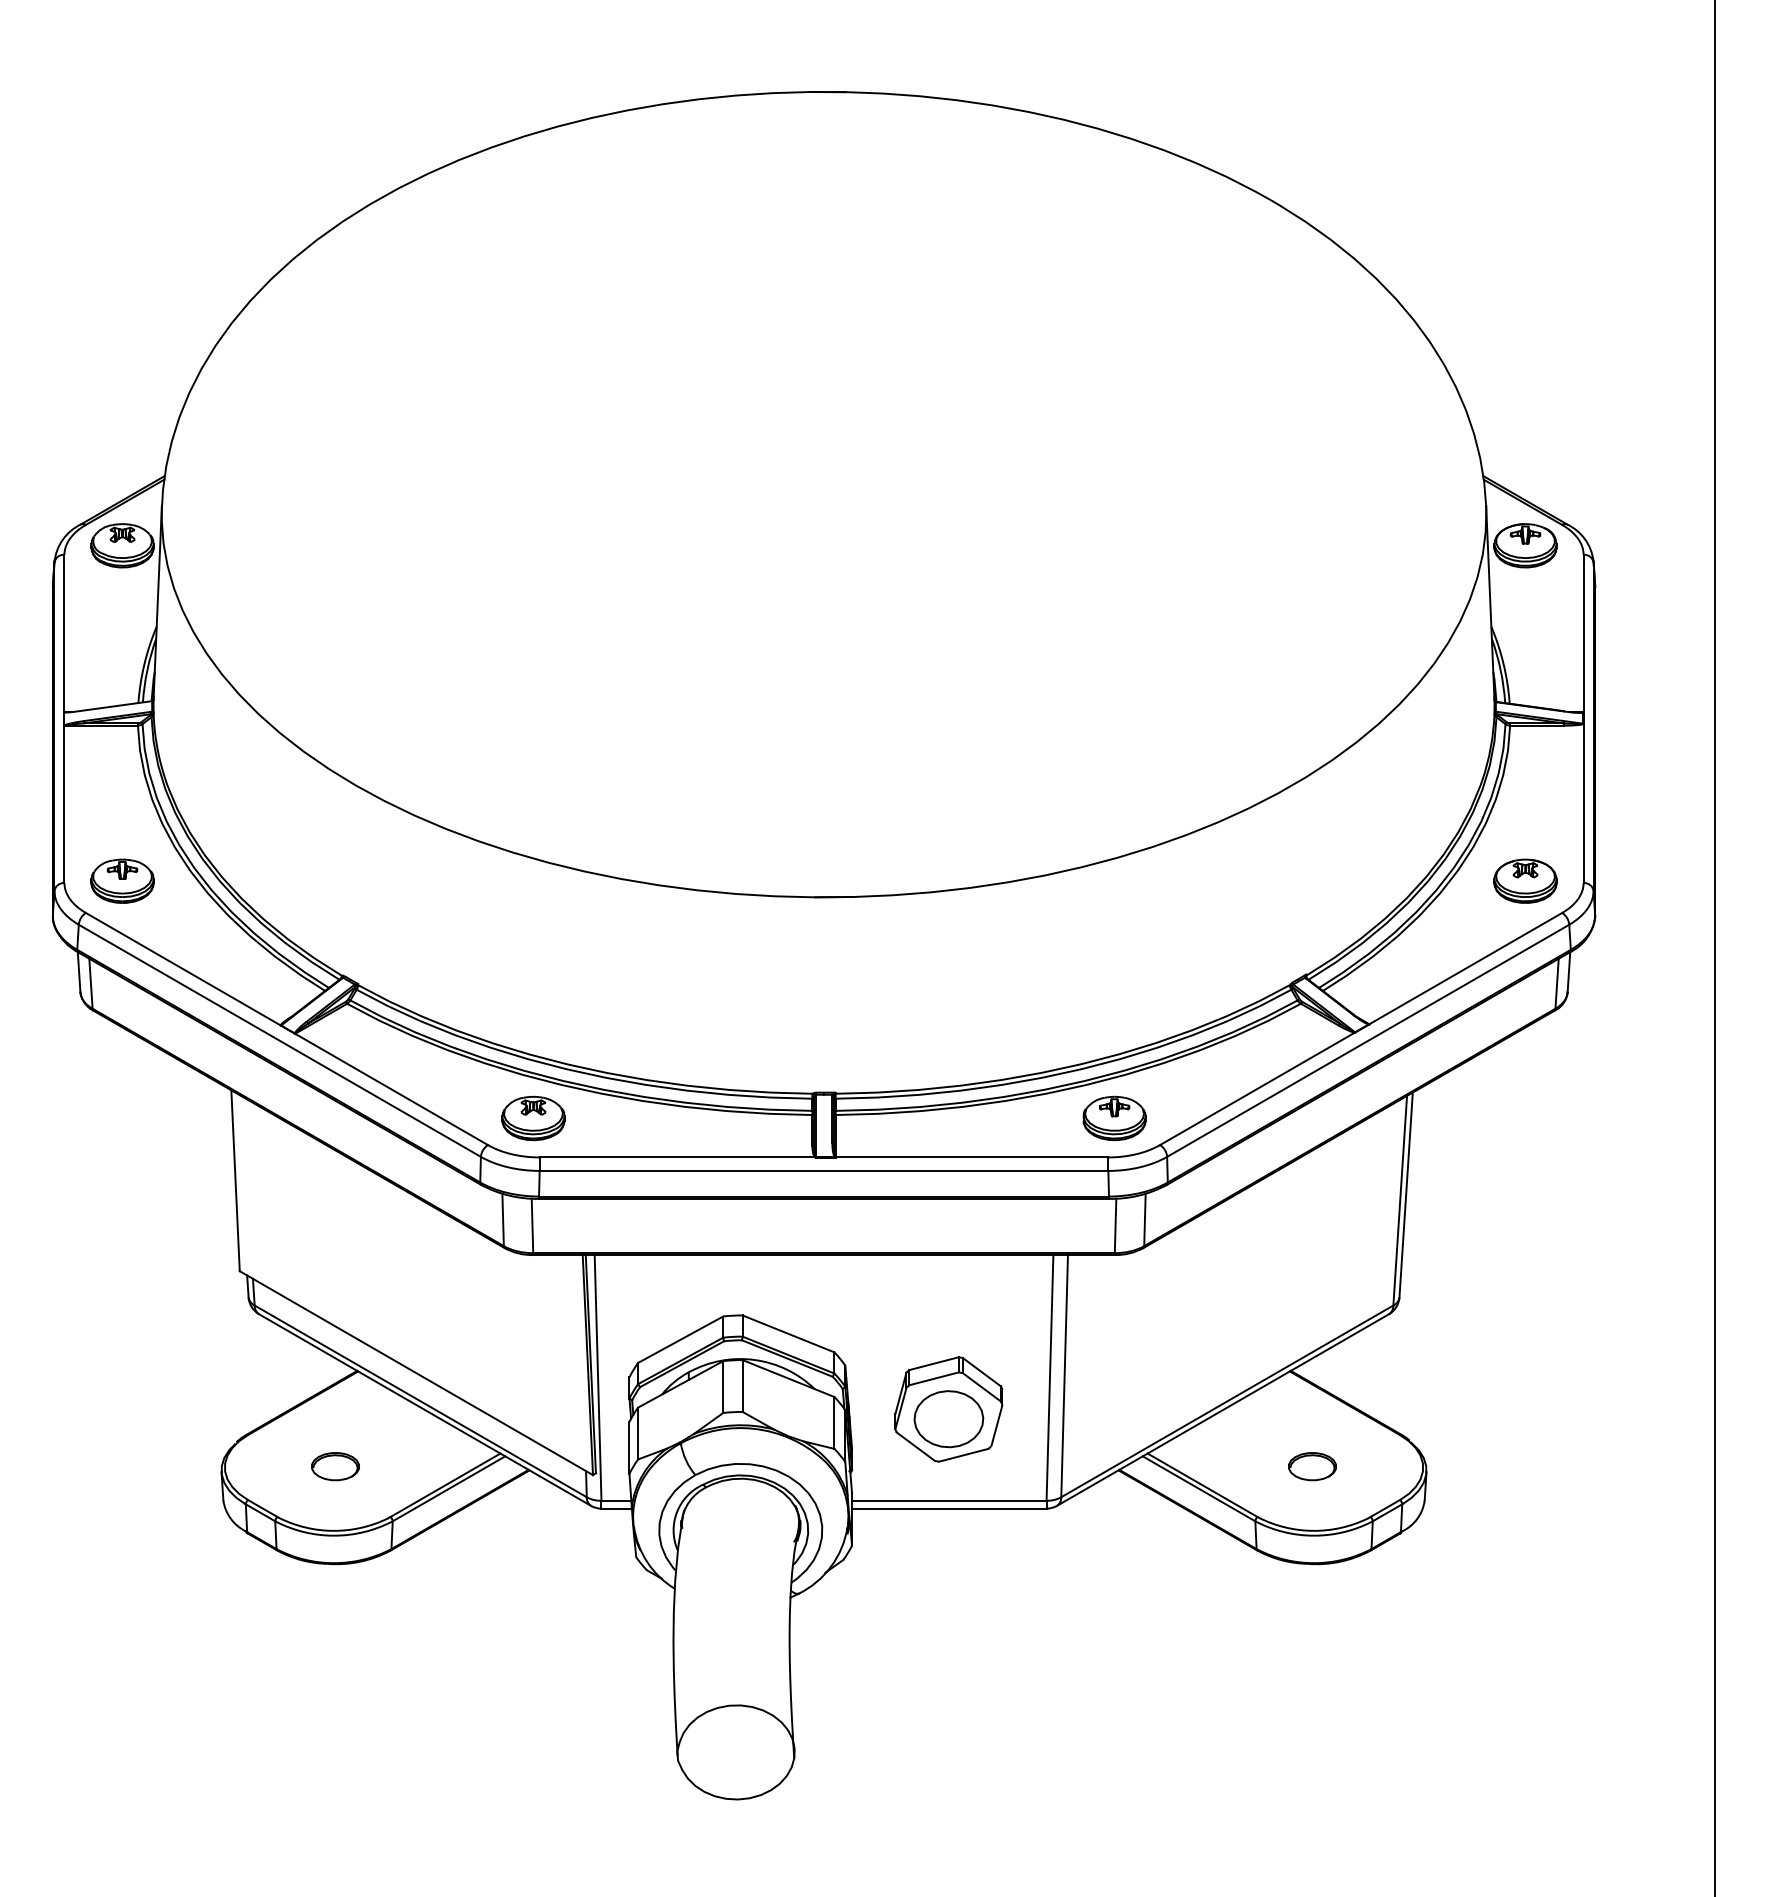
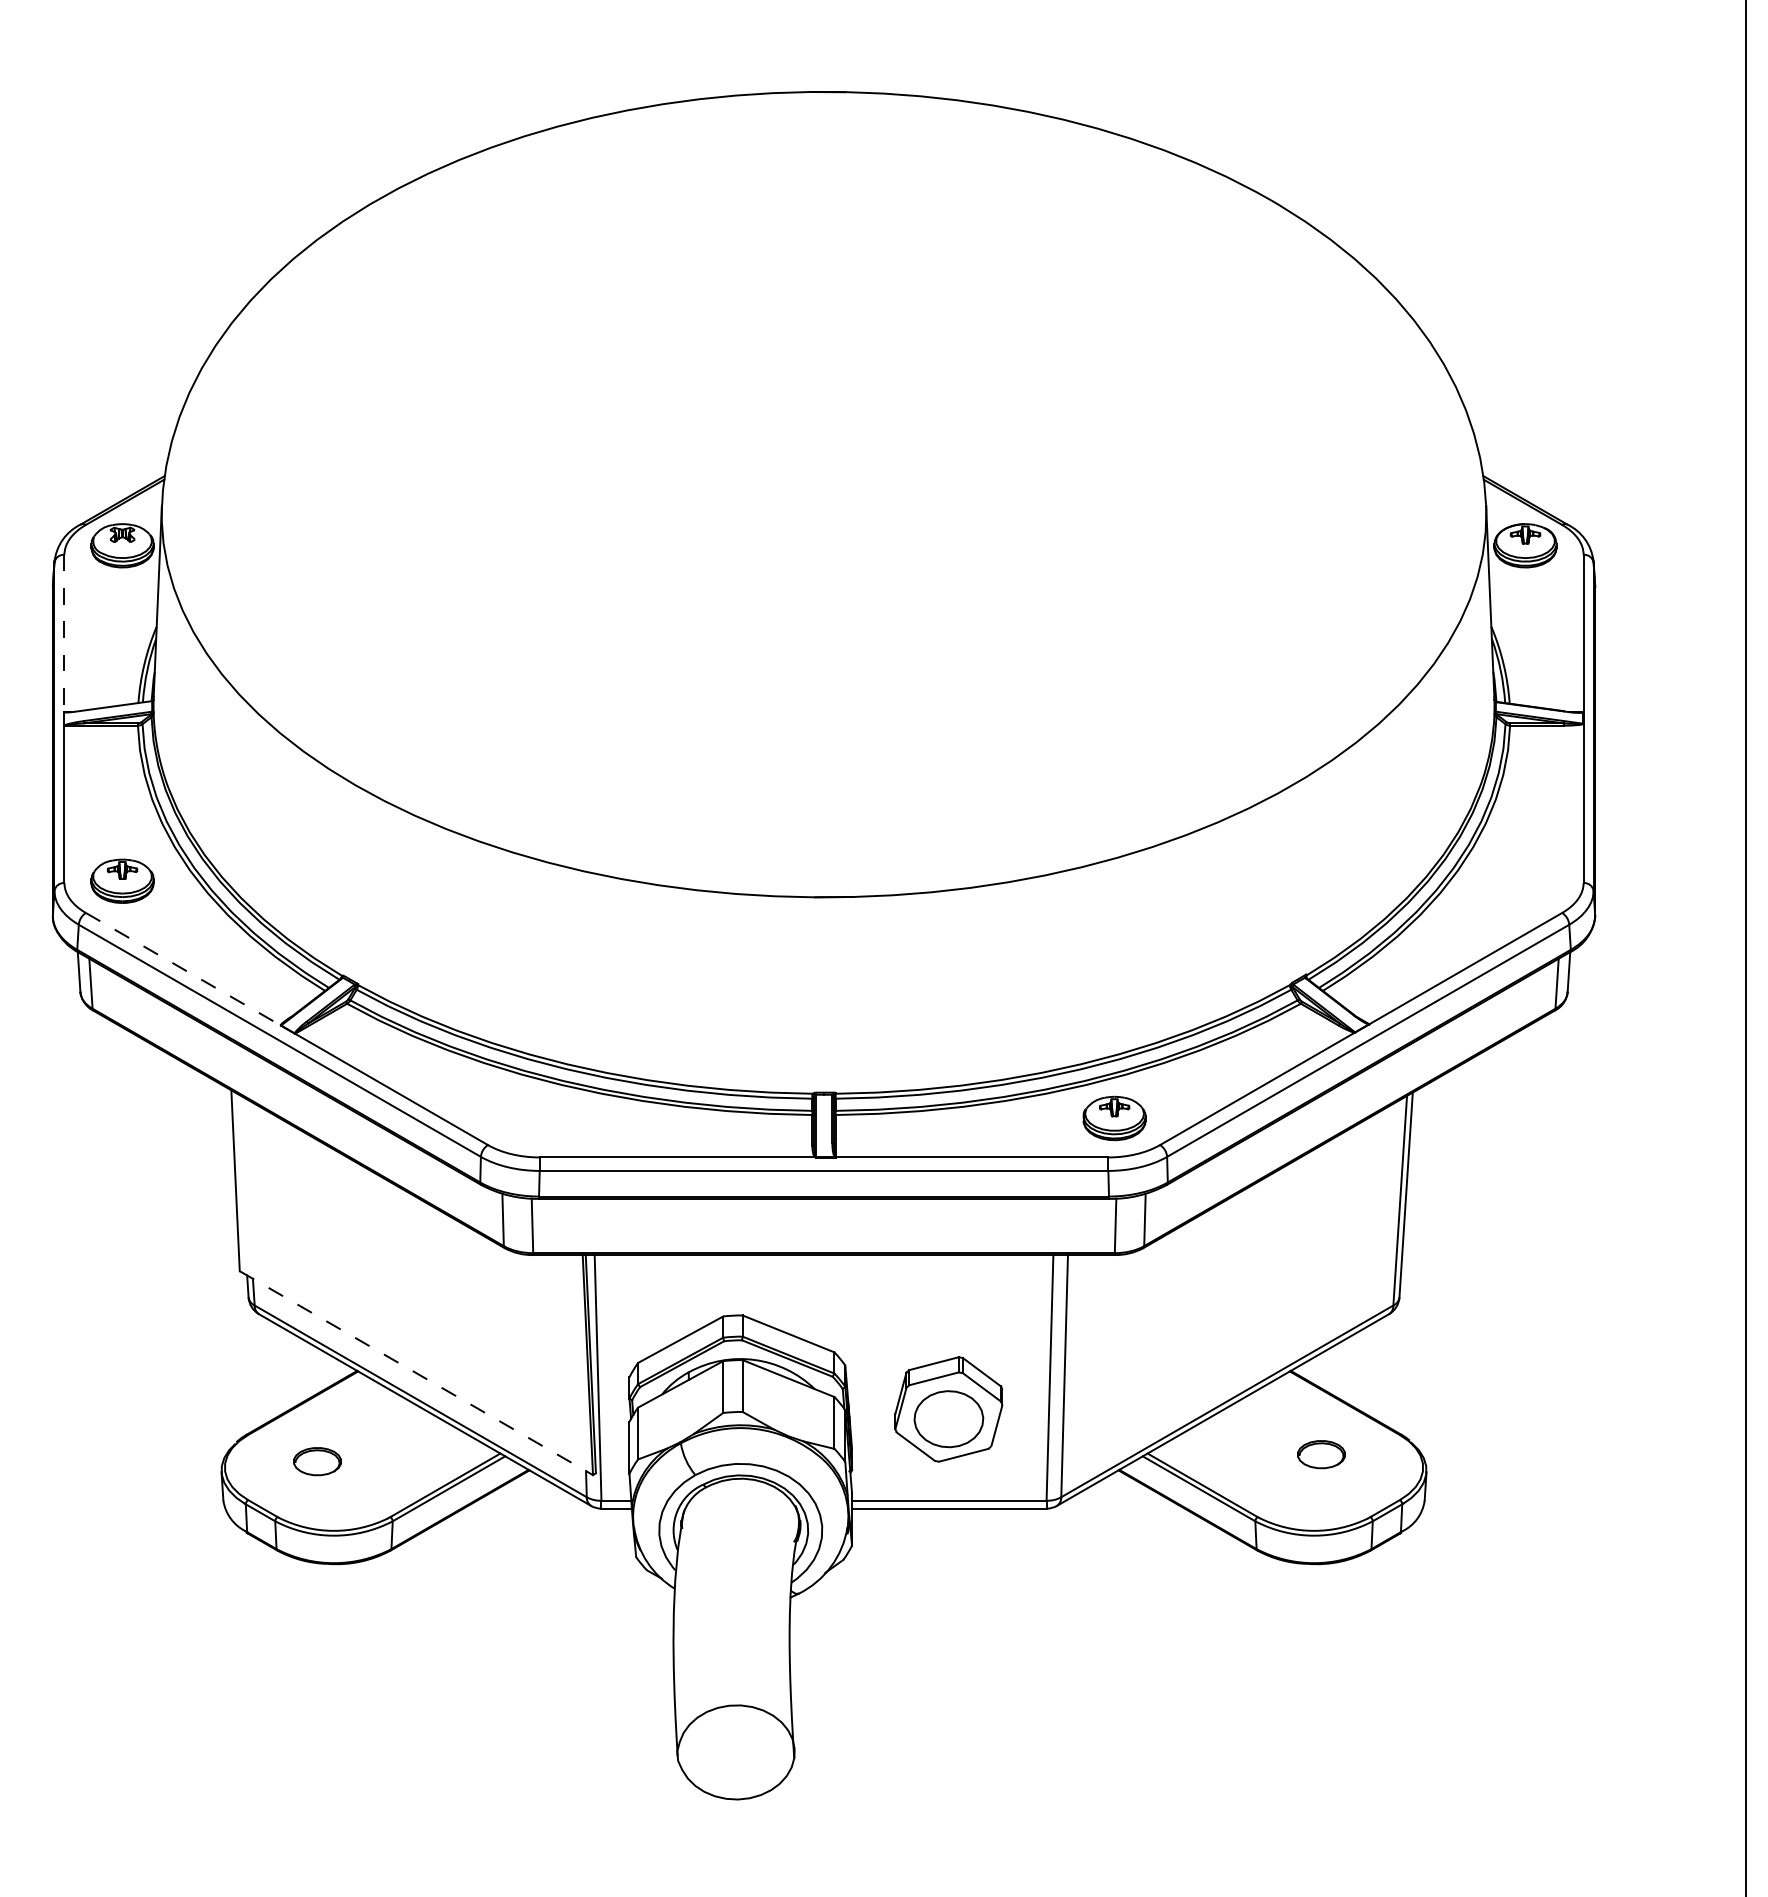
line: solid -> dashed (64, 633)
part: present -> none (1525, 880)
line position: (1715, 947) -> (1746, 947) (1746, 947)
line: solid -> dashed (183, 969)
part: present -> none (533, 1118)
line: solid -> dashed (416, 1373)
part position: (335, 1466) -> (317, 1461) (317, 1461)
part position: (1312, 1466) -> (1321, 1454) (1321, 1454)
